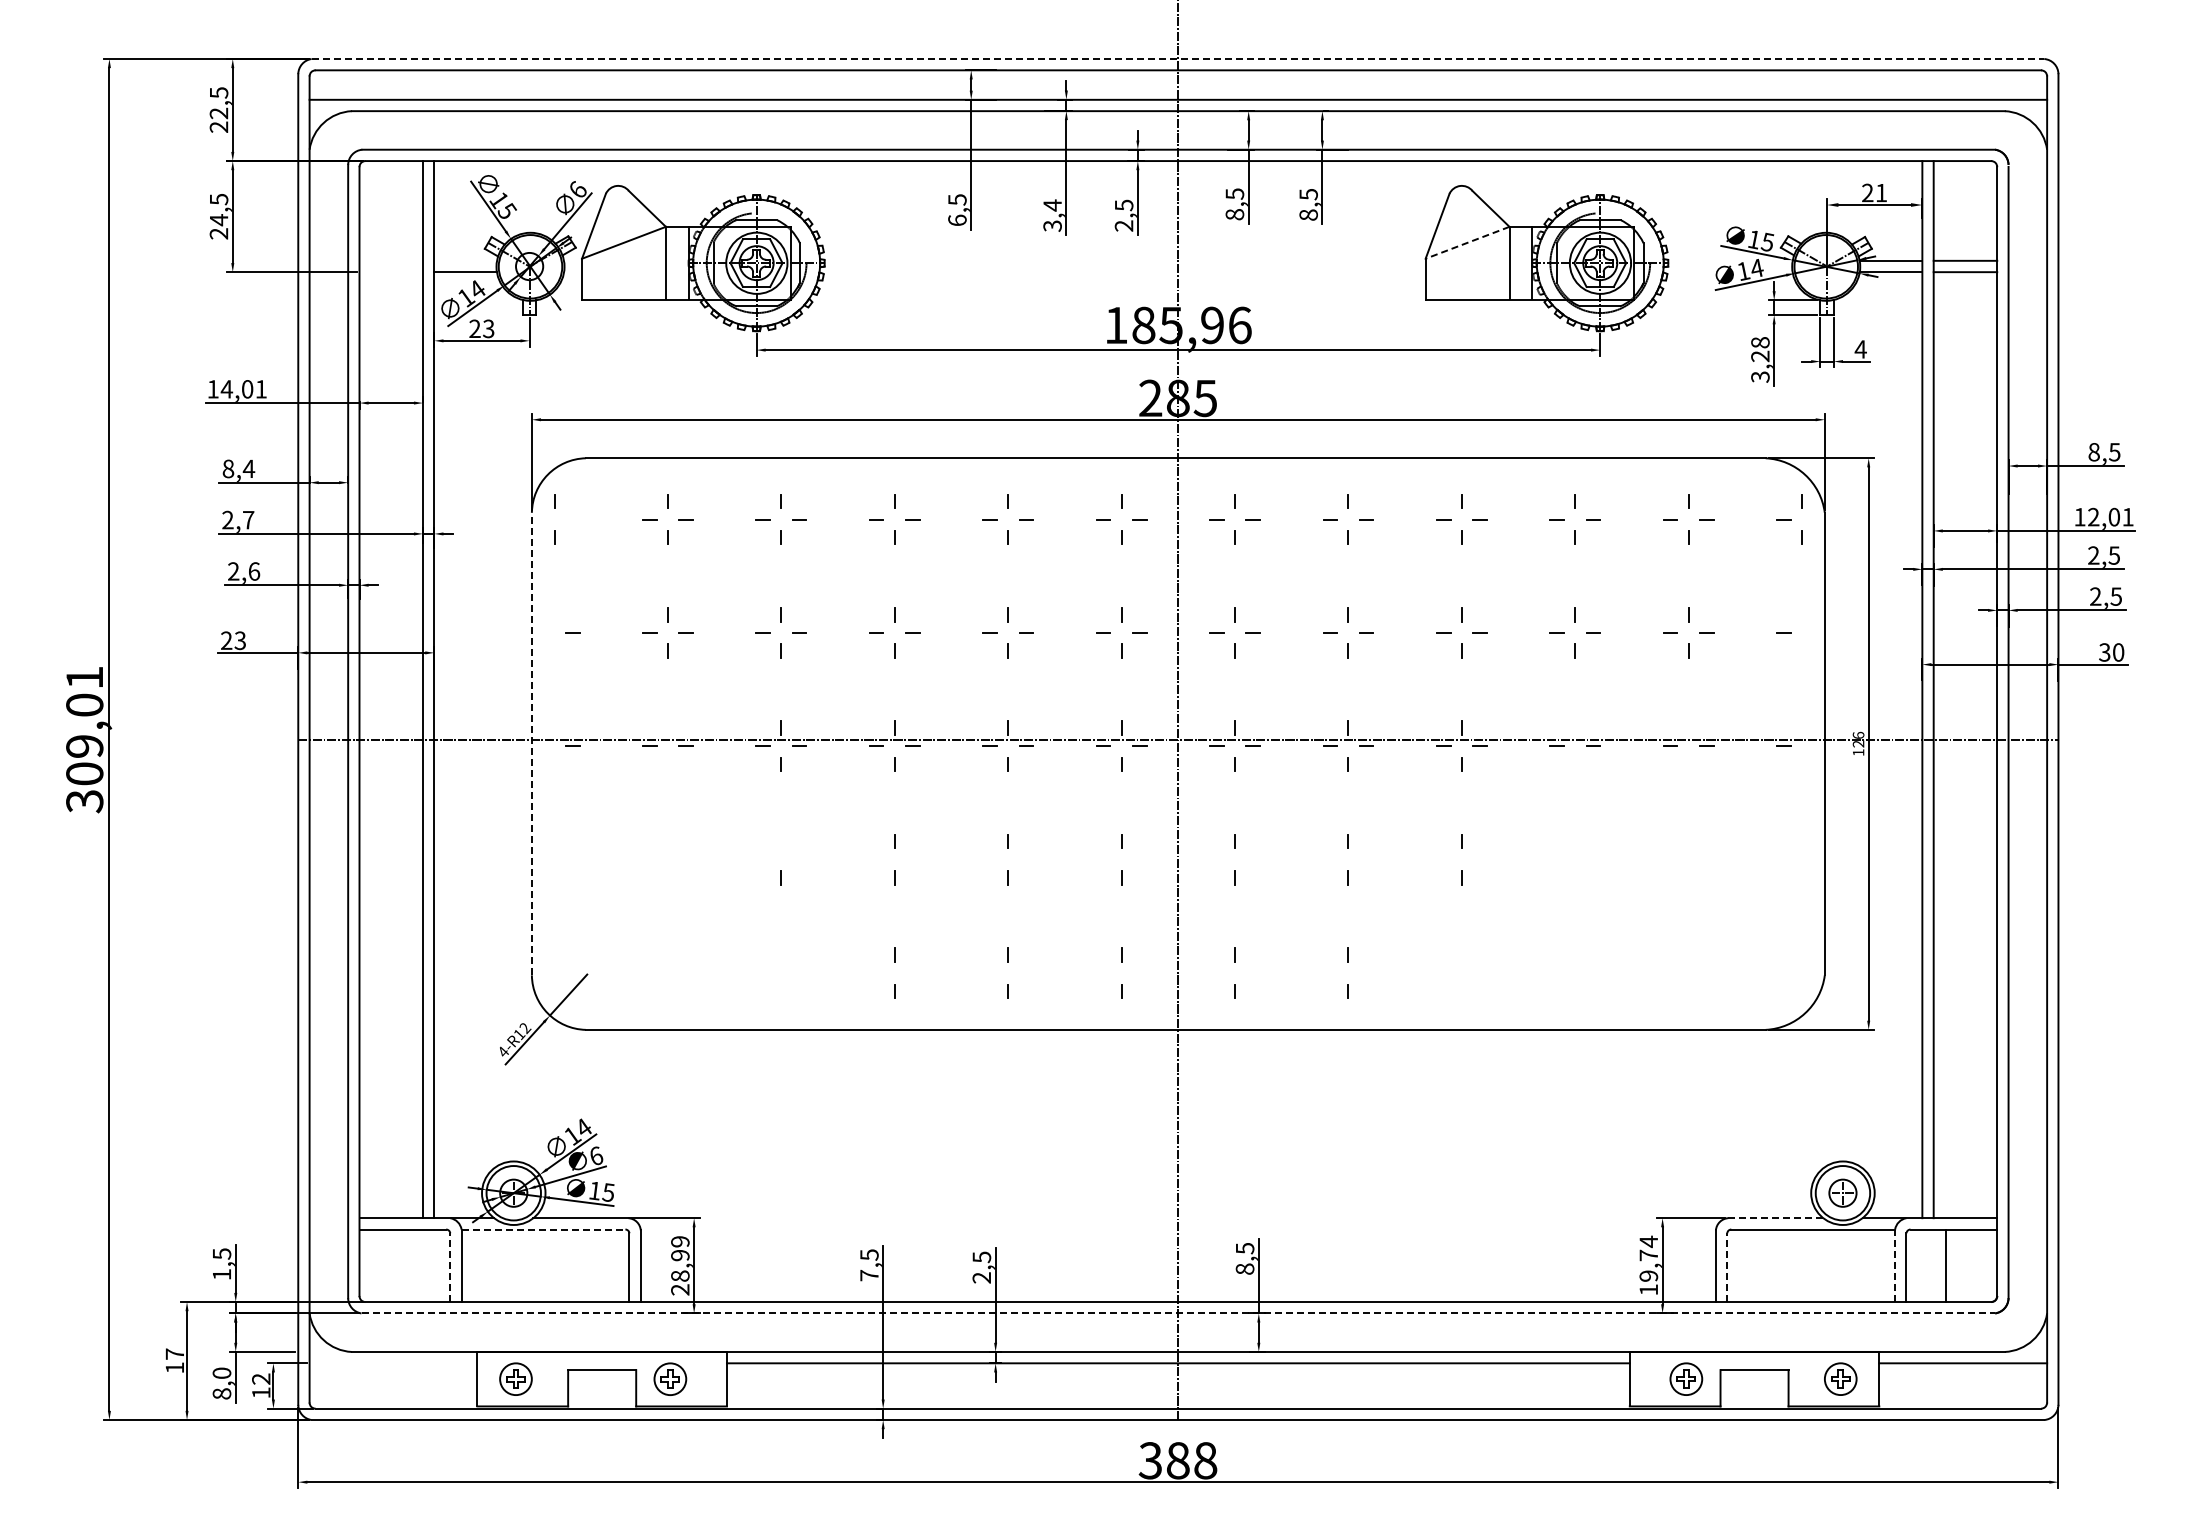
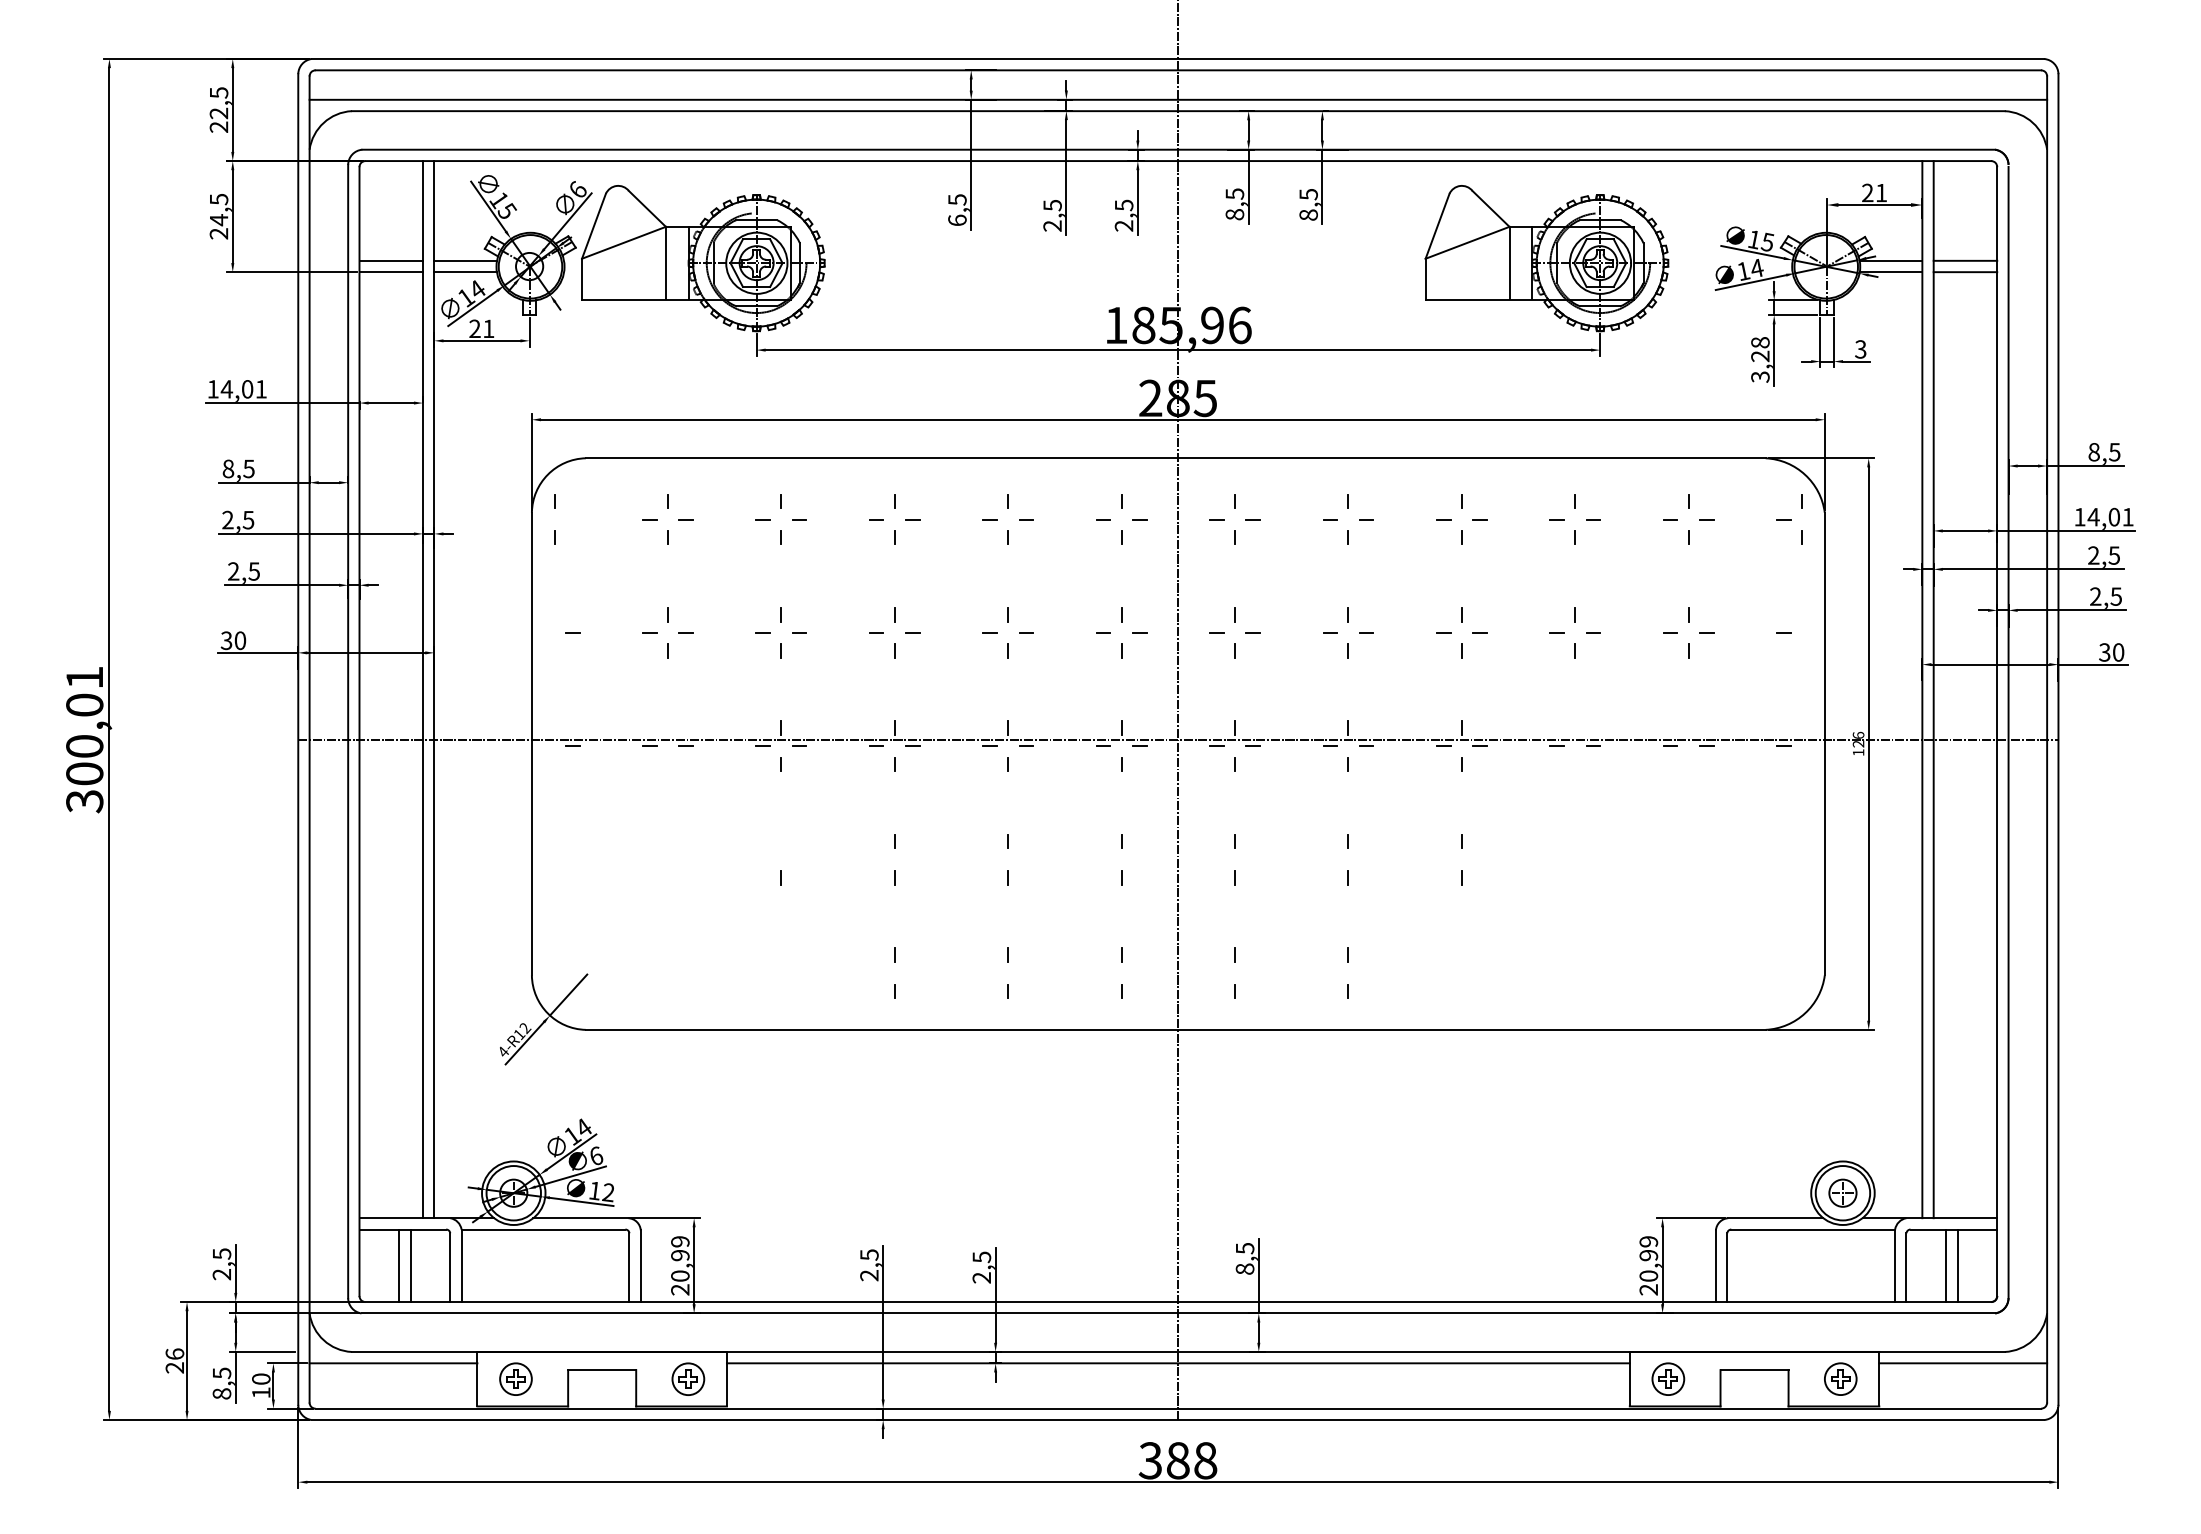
line: dashed -> solid (1178, 59)
text: 3,4 -> 2,5 (1052, 215)
line: dashed -> solid (1467, 242)
line: none -> present (391, 260)
line: none -> present (465, 260)
line: none -> present (391, 272)
text: 23 -> 21 (488, 328)
text: 4 -> 3 (1860, 349)
text: 8,4 -> 8,5 (248, 468)
text: 12,01 -> 14,01 (2093, 516)
text: 2,7 -> 2,5 (248, 520)
text: 2,6 -> 2,5 (254, 571)
text: 23 -> 30 (233, 640)
line: dashed -> solid (531, 743)
text: 309,01 -> 300,01 (84, 746)
text: 15 -> 12 (608, 1192)
line: dashed -> solid (1775, 1218)
line: dashed -> solid (543, 1229)
line: none -> present (399, 1265)
line: none -> present (410, 1265)
text: 19,74 -> 20,99 (1648, 1265)
line: dashed -> solid (1895, 1265)
line: none -> present (1957, 1265)
line: dashed -> solid (450, 1267)
line: dashed -> solid (1727, 1267)
text: 1,5 -> 2,5 (221, 1274)
text: 28,99 -> 20,99 (680, 1275)
text: 7,5 -> 2,5 (869, 1275)
line: dashed -> solid (1178, 1313)
text: 17 -> 26 (174, 1360)
line: none -> present (393, 1363)
text: 8,0 -> 8,5 (221, 1373)
text: 12 -> 10 (261, 1378)
part position: (670, 1378) -> (688, 1378) (688, 1378)
part position: (1686, 1378) -> (1668, 1378) (1668, 1378)
